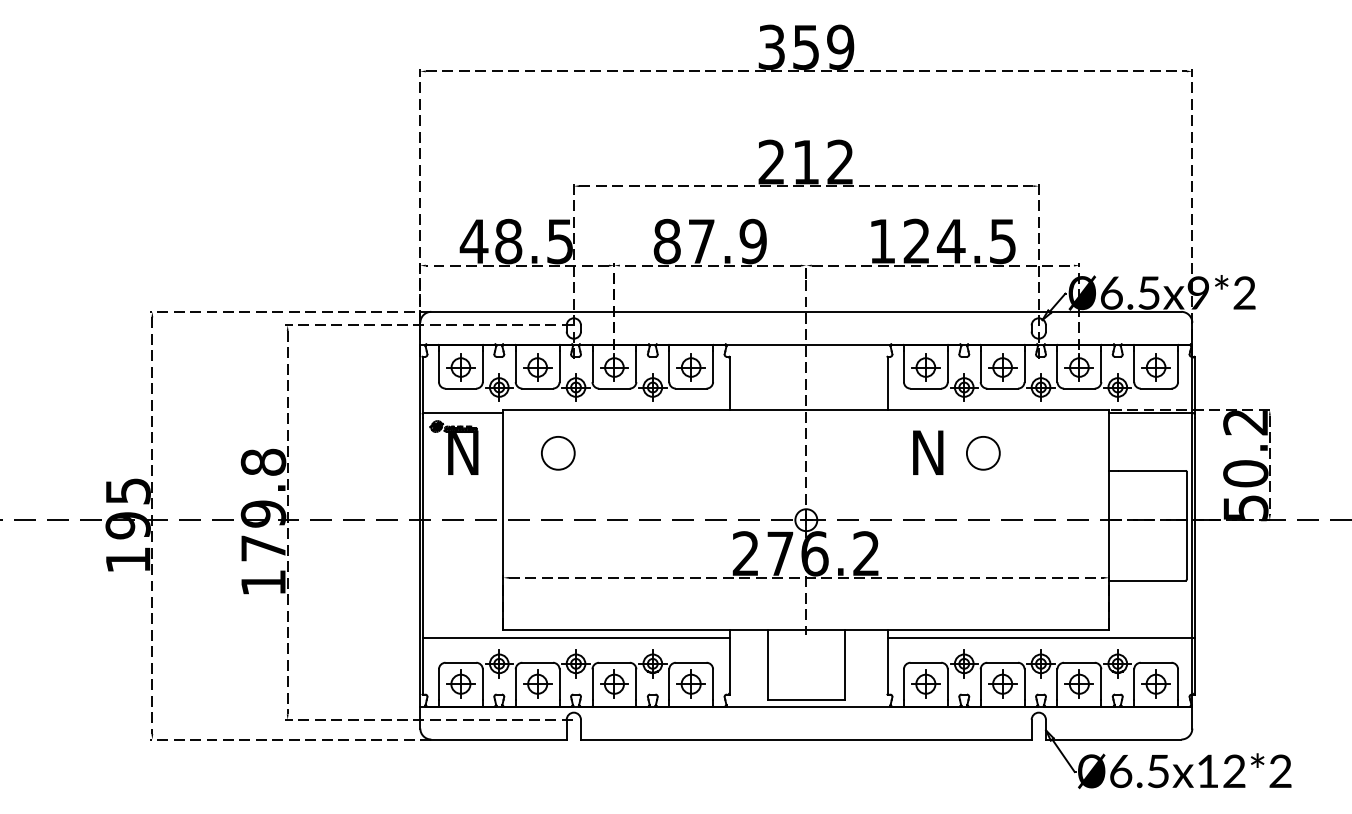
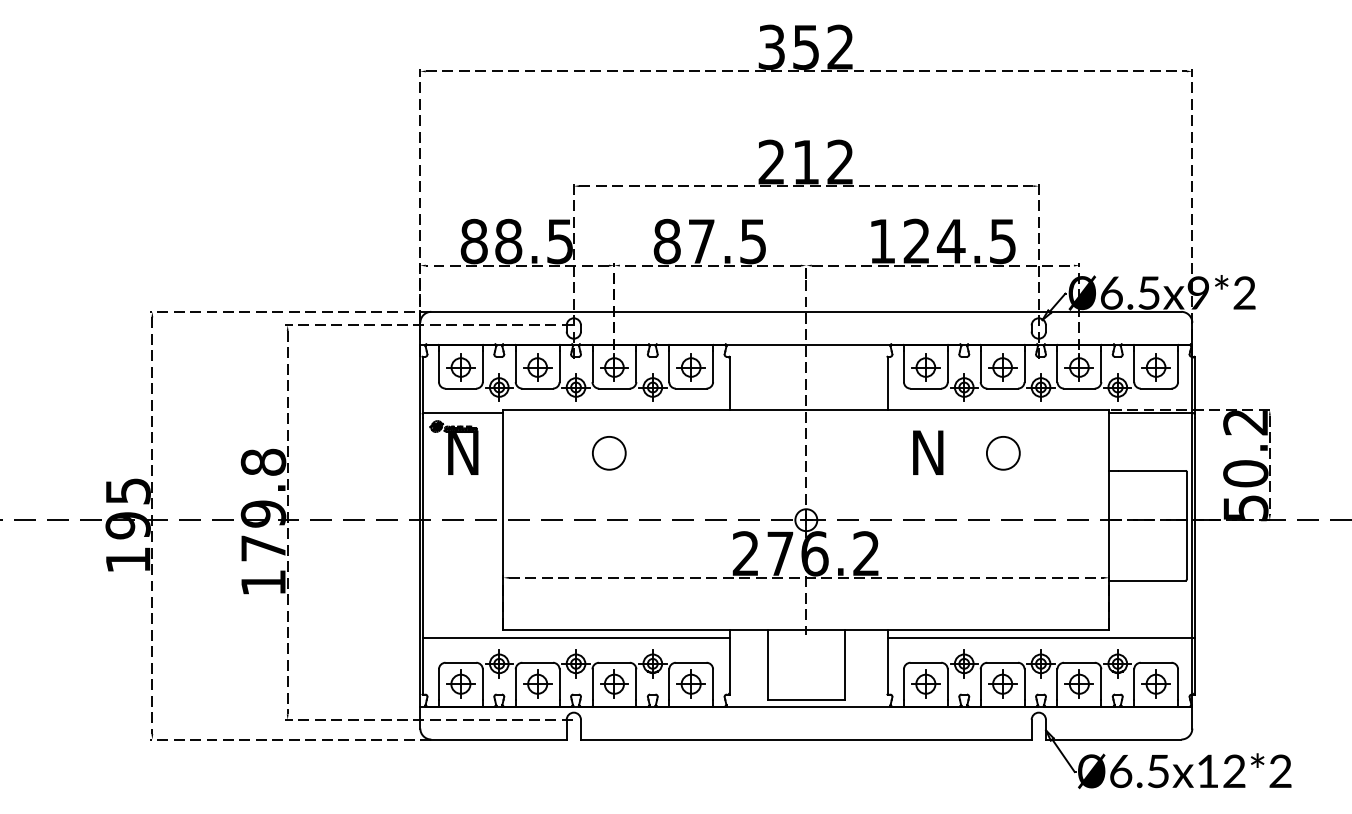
text: 359 -> 352 (840, 46)
text: 48.5 -> 88.5 (473, 241)
text: 87.9 -> 87.5 (752, 241)
circle position: (558, 453) -> (609, 453) (609, 453)
circle position: (983, 453) -> (1003, 453) (1003, 453)
